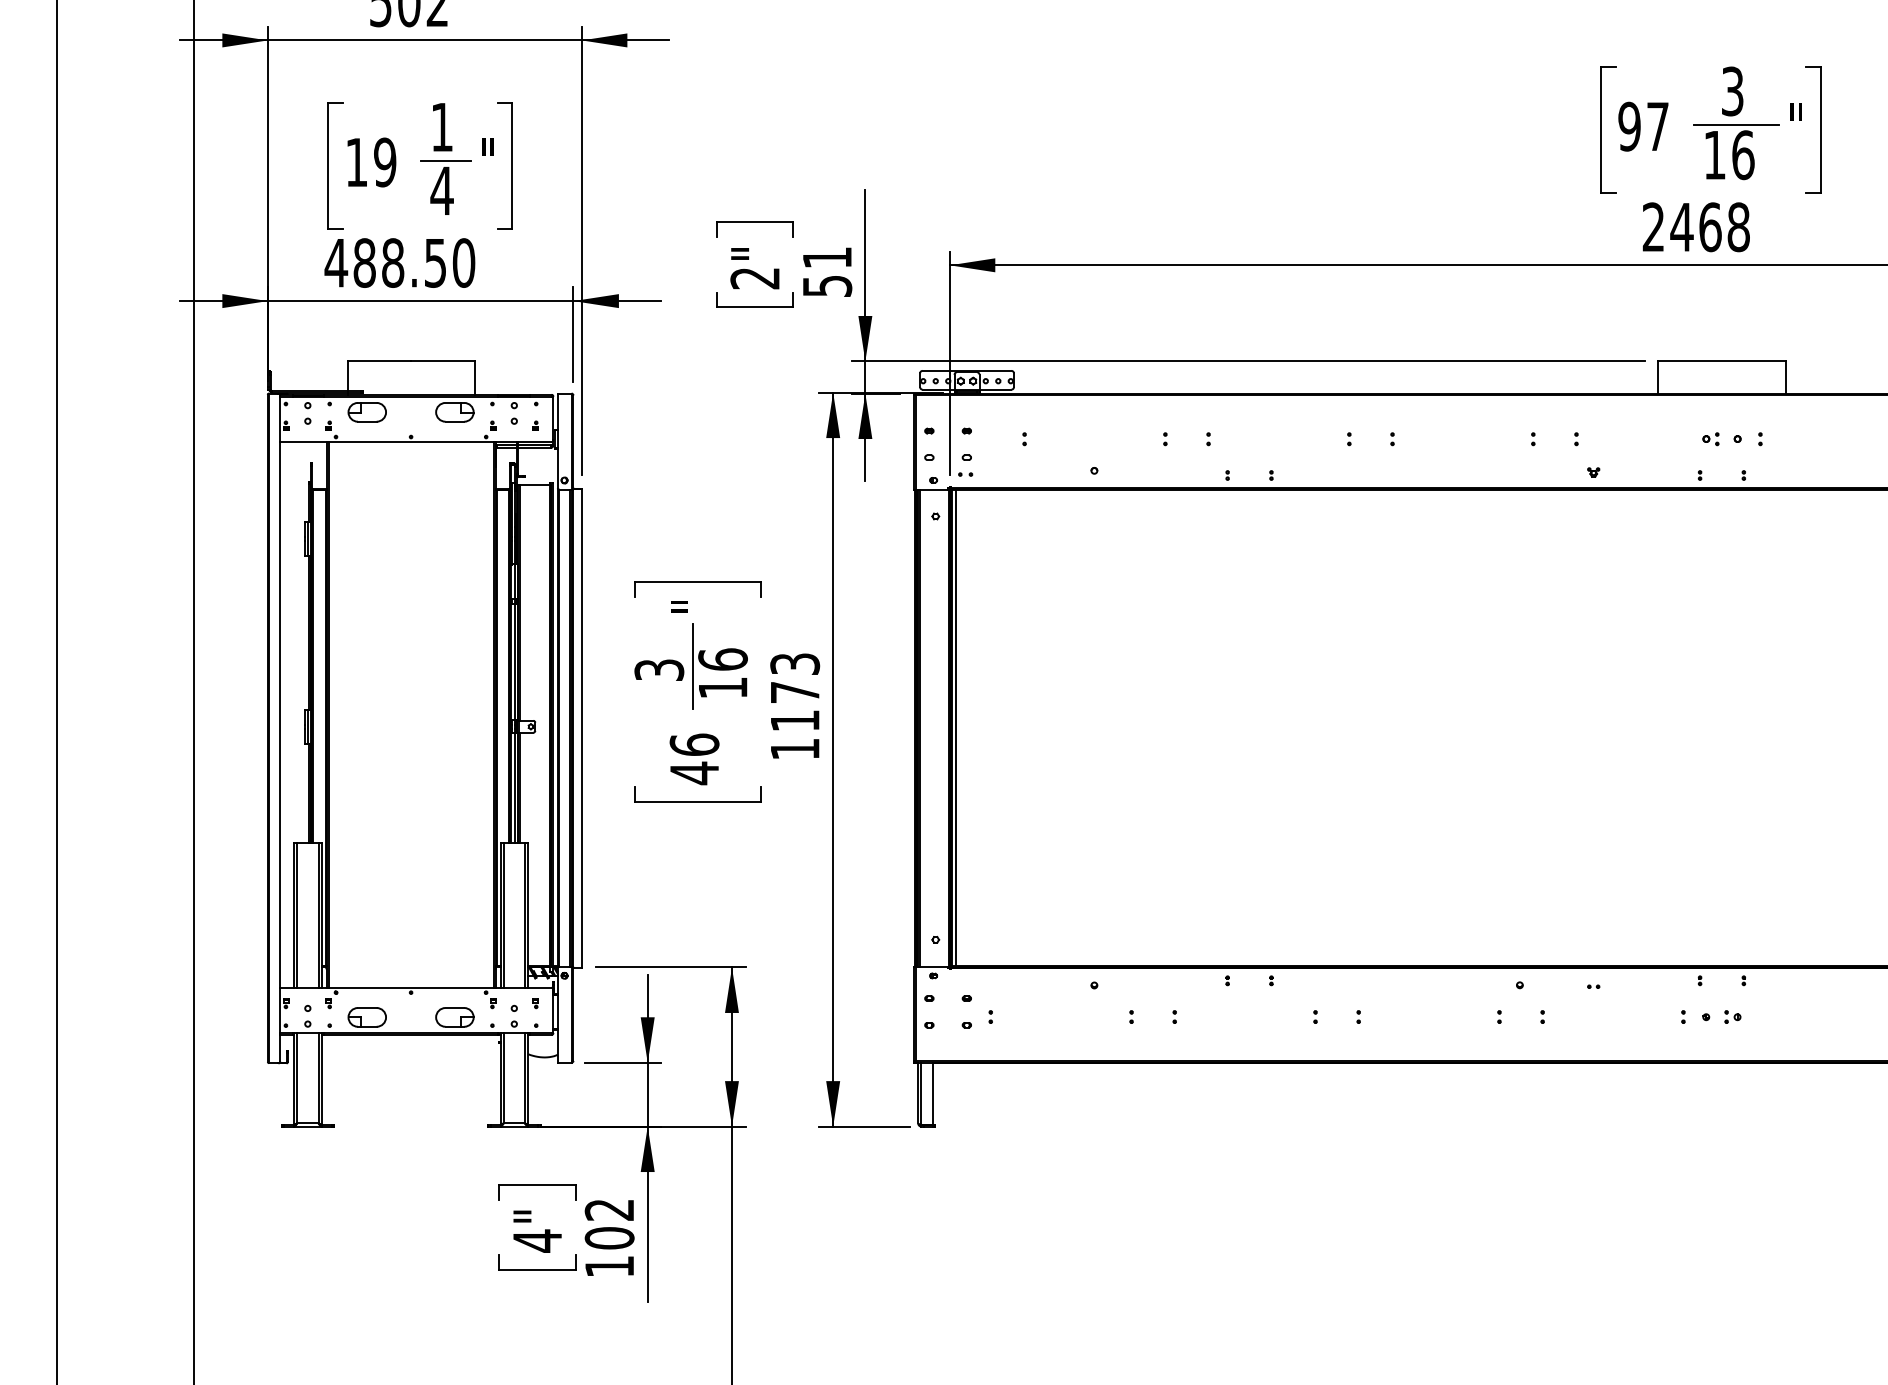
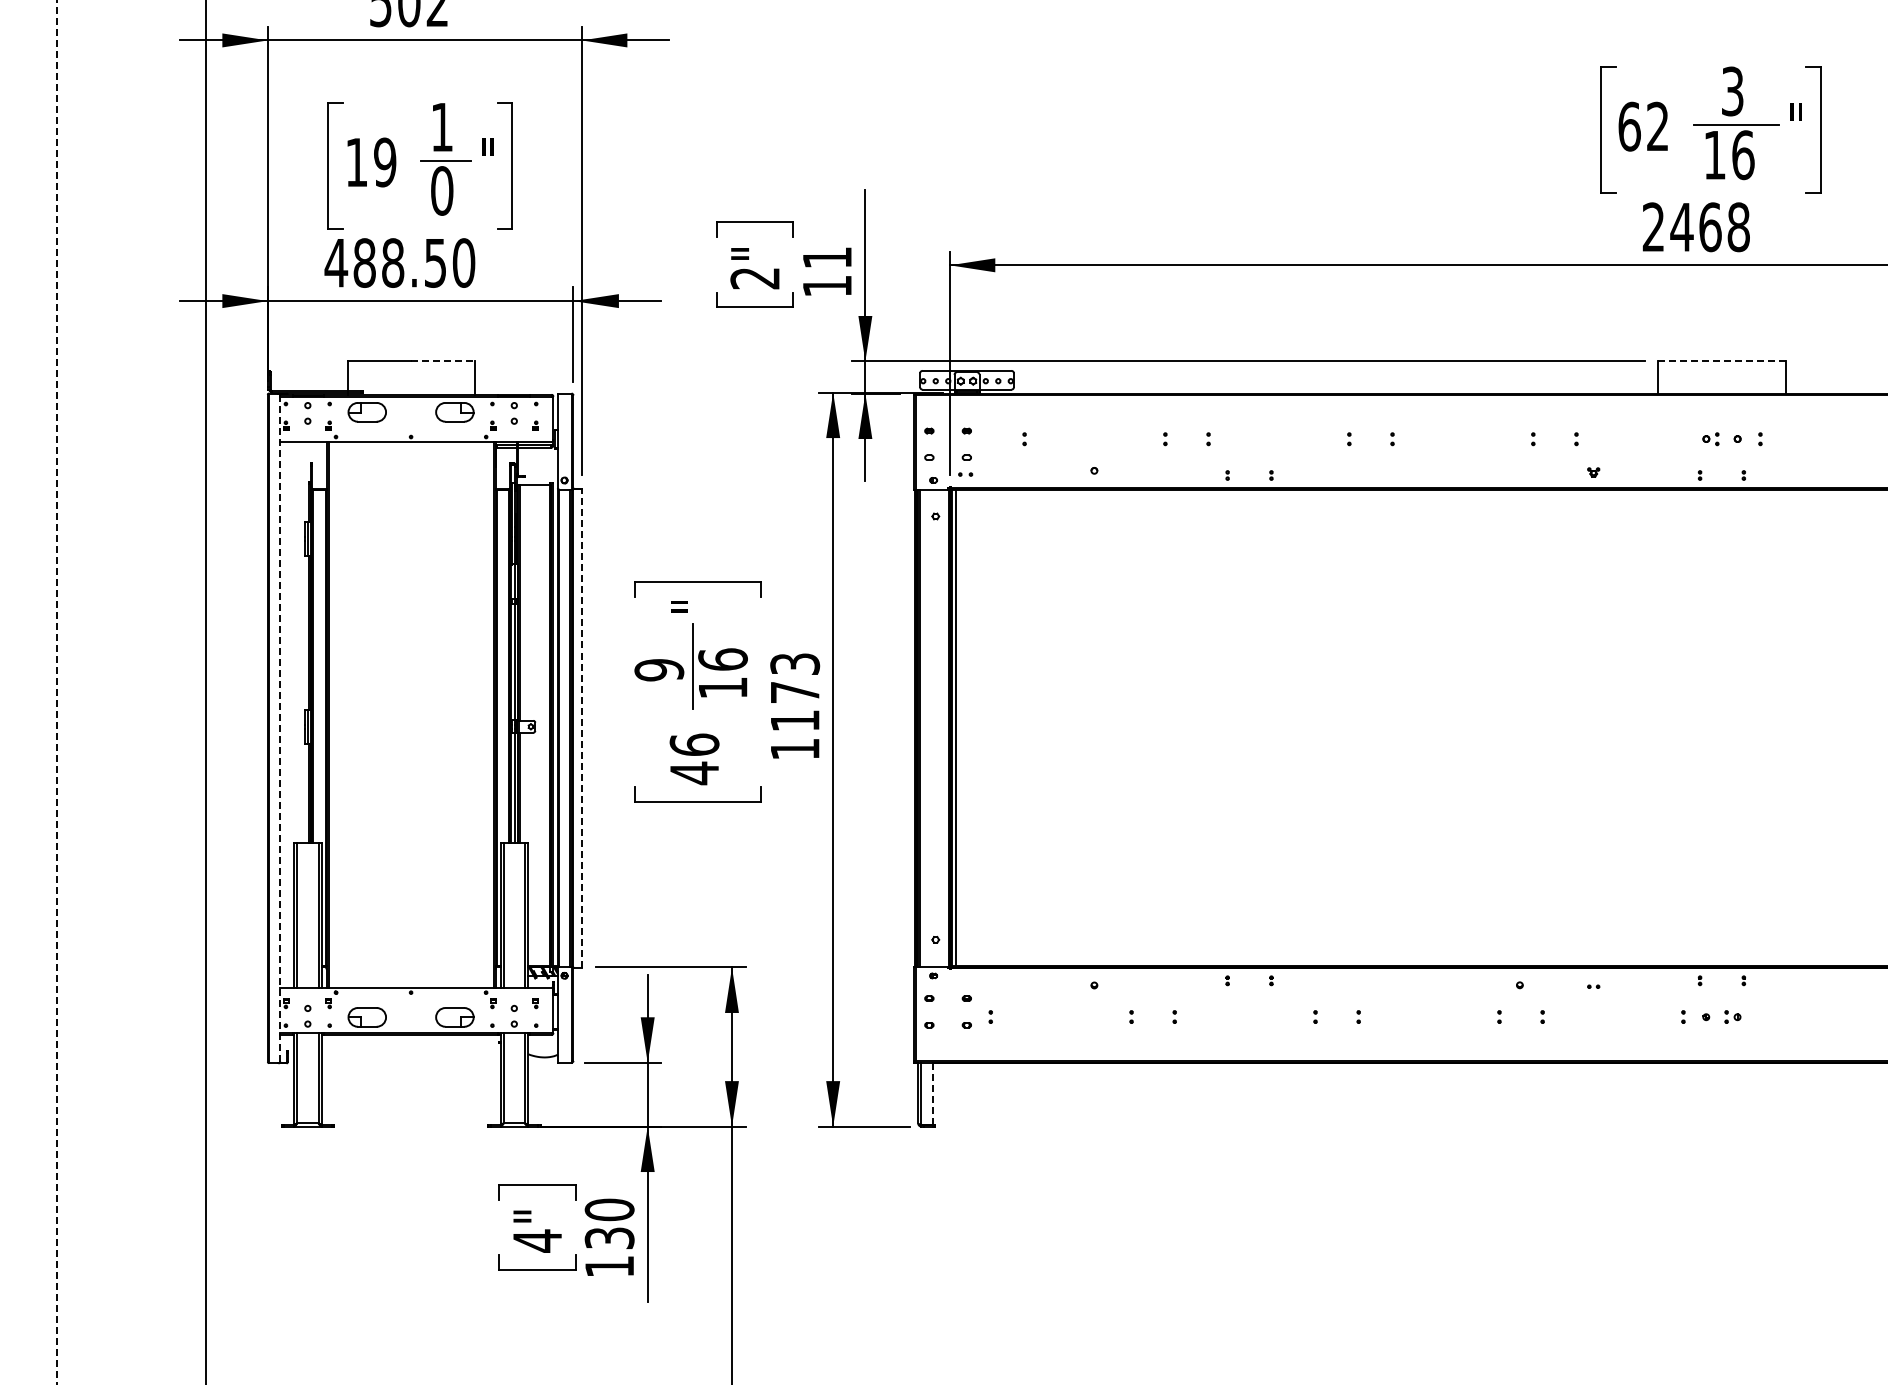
text: 97 -> 62 (1643, 126)
text: 4 -> 0 (441, 190)
text: 51 -> 11 (827, 286)
line: solid -> dashed (442, 361)
line: solid -> dashed (1721, 361)
text: 3 -> 9 (659, 670)
line position: (194, 691) -> (206, 691) (206, 691)
line: solid -> dashed (56, 692)
line: solid -> dashed (581, 727)
line: solid -> dashed (280, 728)
line: solid -> dashed (932, 1093)
text: 102 -> 130 (609, 1223)
